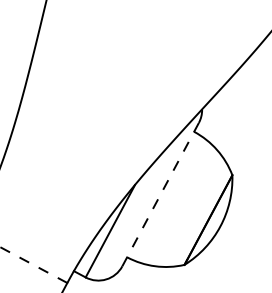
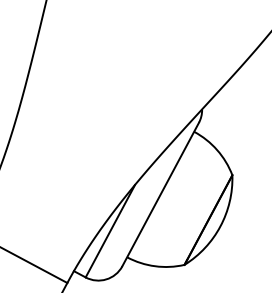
line: dashed -> solid (160, 195)
line: dashed -> solid (34, 265)
